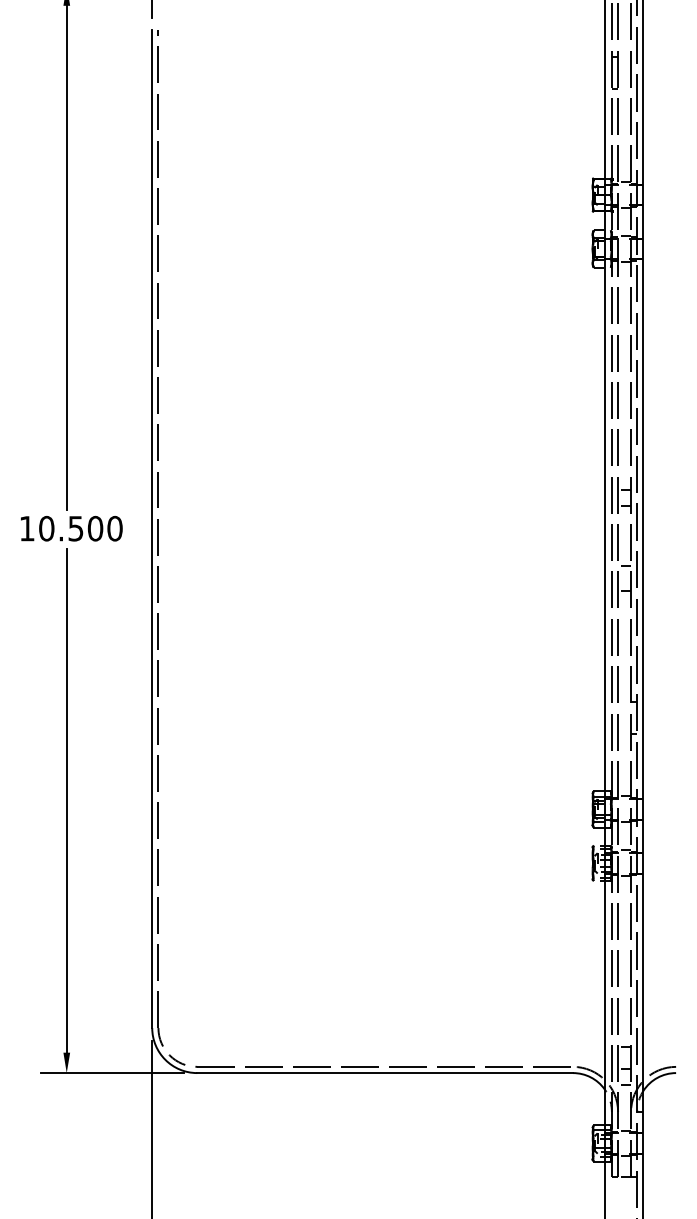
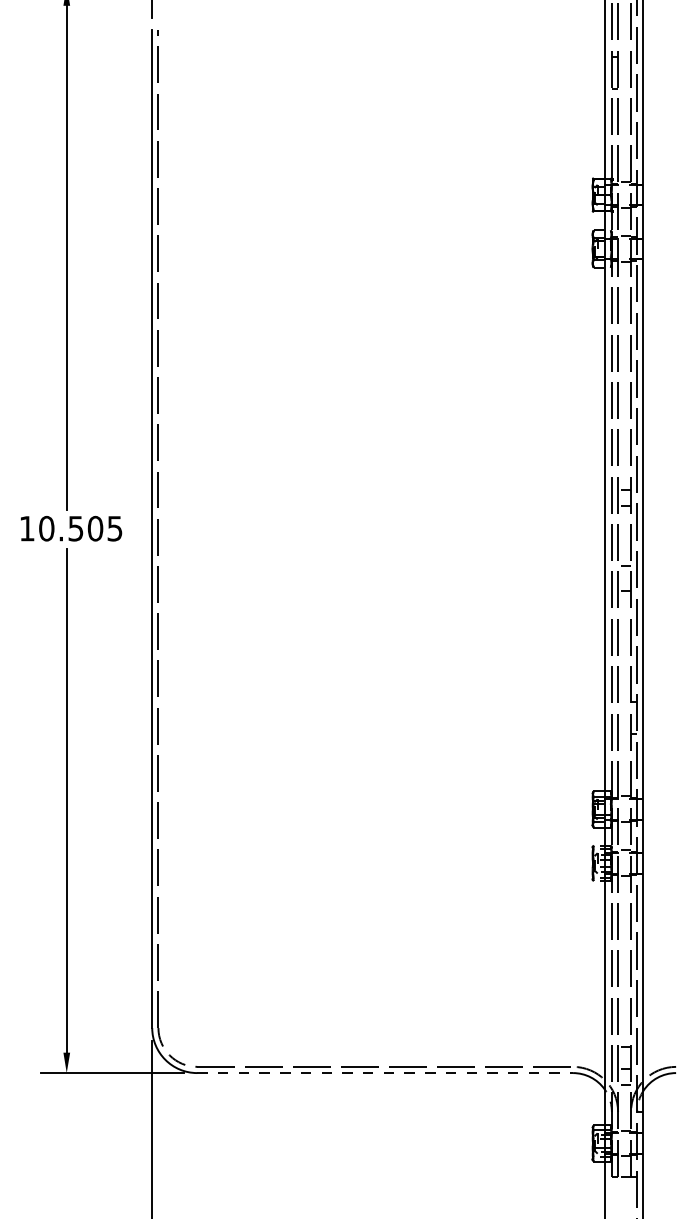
text: 10.500 -> 10.505 (114, 528)
line: solid -> dashed (385, 1073)
